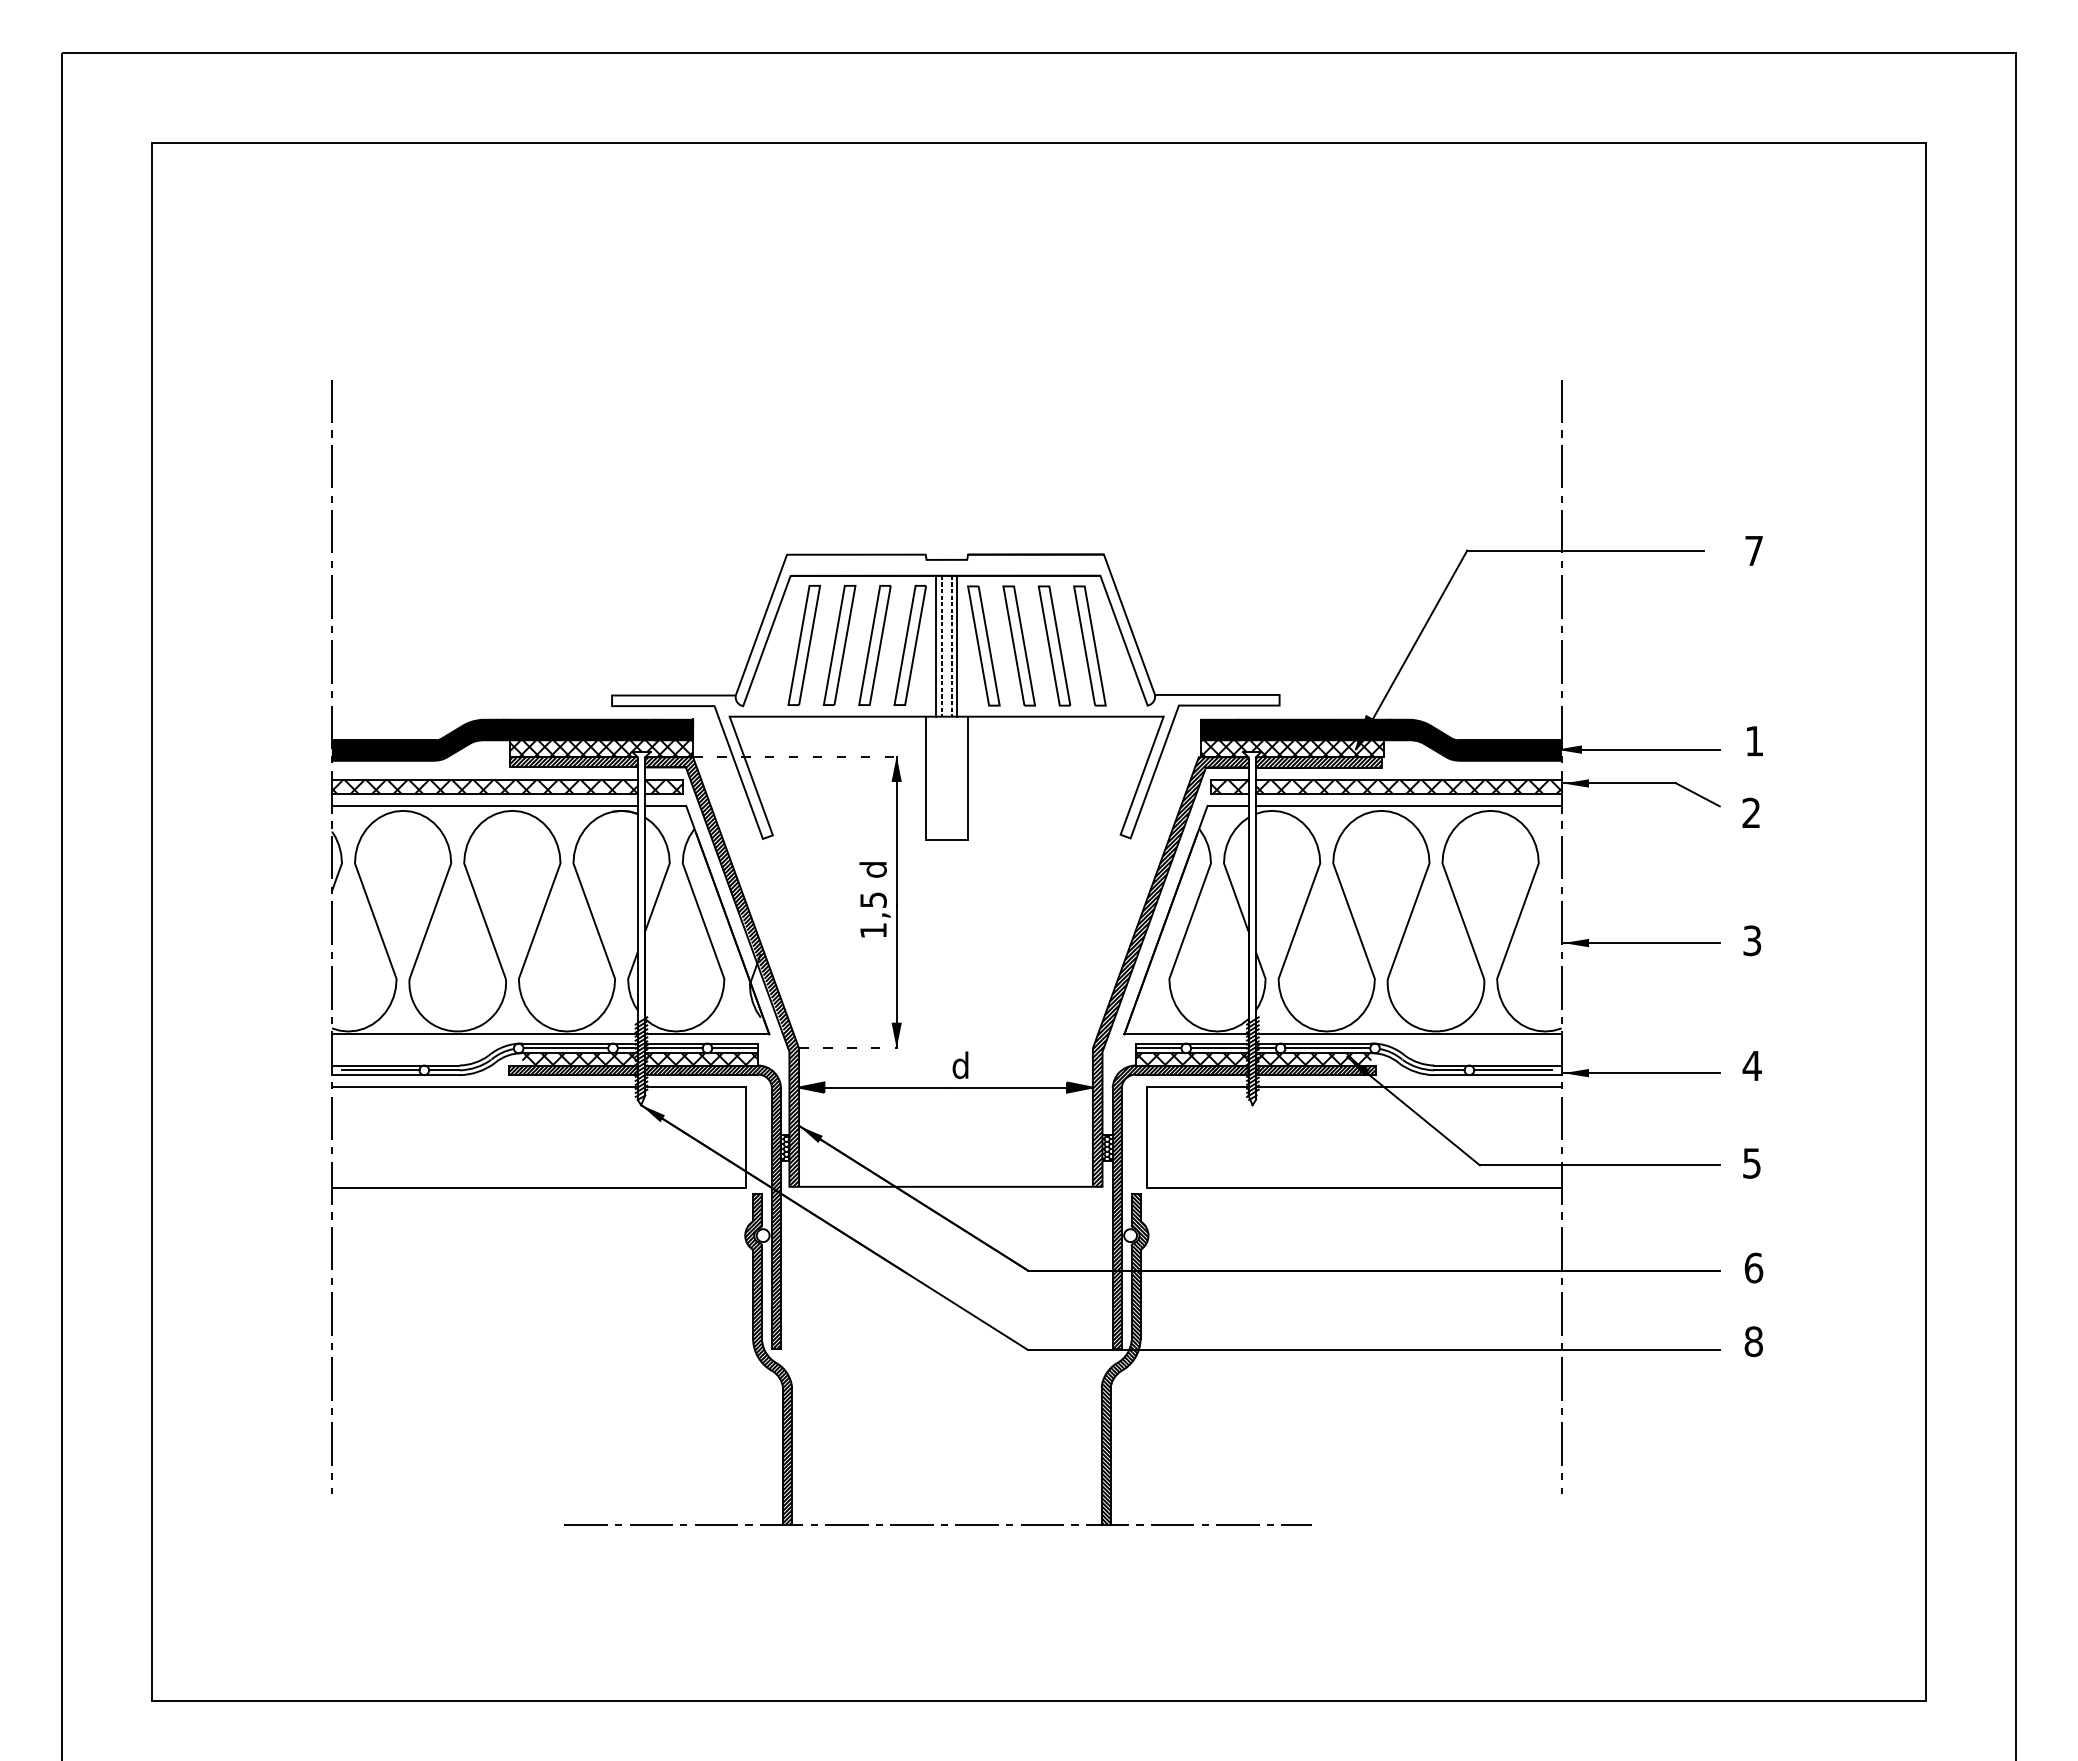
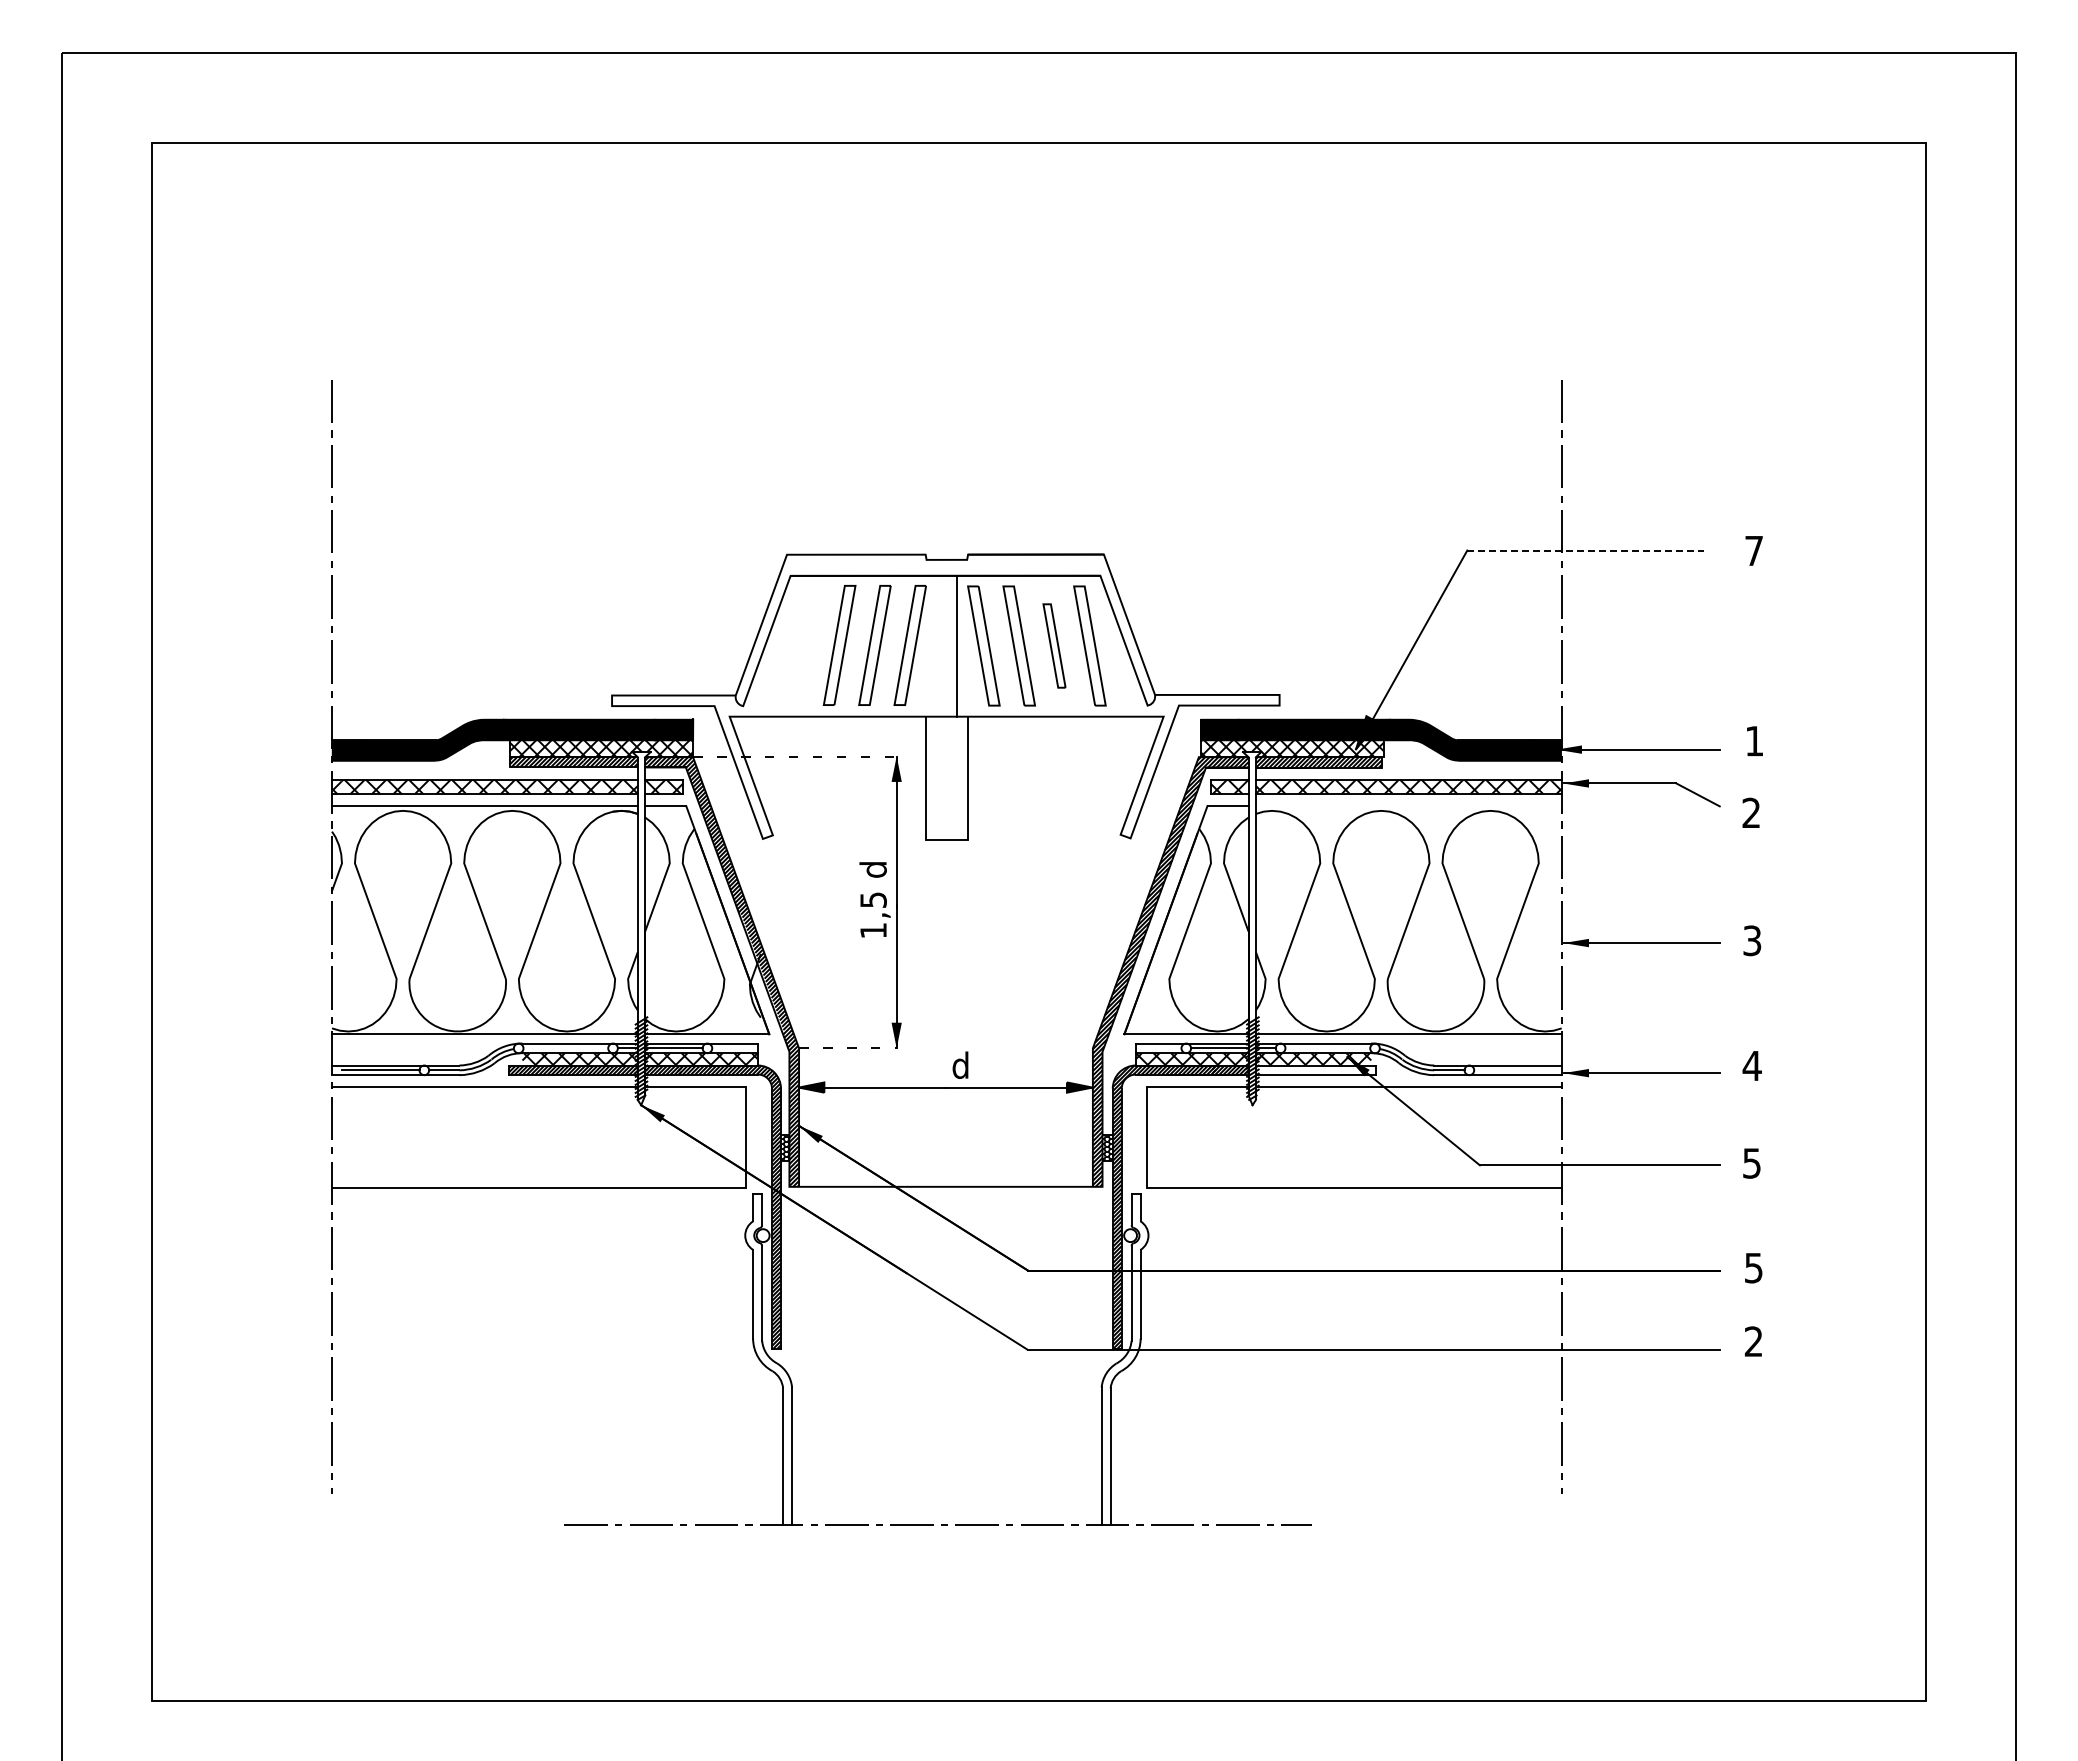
line: solid -> dashed (1585, 550)
part: present -> none (804, 645)
line: present -> none (936, 645)
line: present -> none (941, 645)
line: present -> none (952, 645)
part size: 35x122 px -> 25x86 px (1054, 645)
line: present -> none (1408, 806)
line: present -> none (565, 1048)
line: present -> none (735, 1048)
line: present -> none (1158, 1048)
line: present -> none (1327, 1048)
hatch: present -> none (1315, 1069)
line: present -> none (1513, 1070)
text: 6 -> 5 (1753, 1267)
text: 8 -> 2 (1753, 1341)
hatch: present -> none (768, 1359)
hatch: present -> none (1124, 1359)
